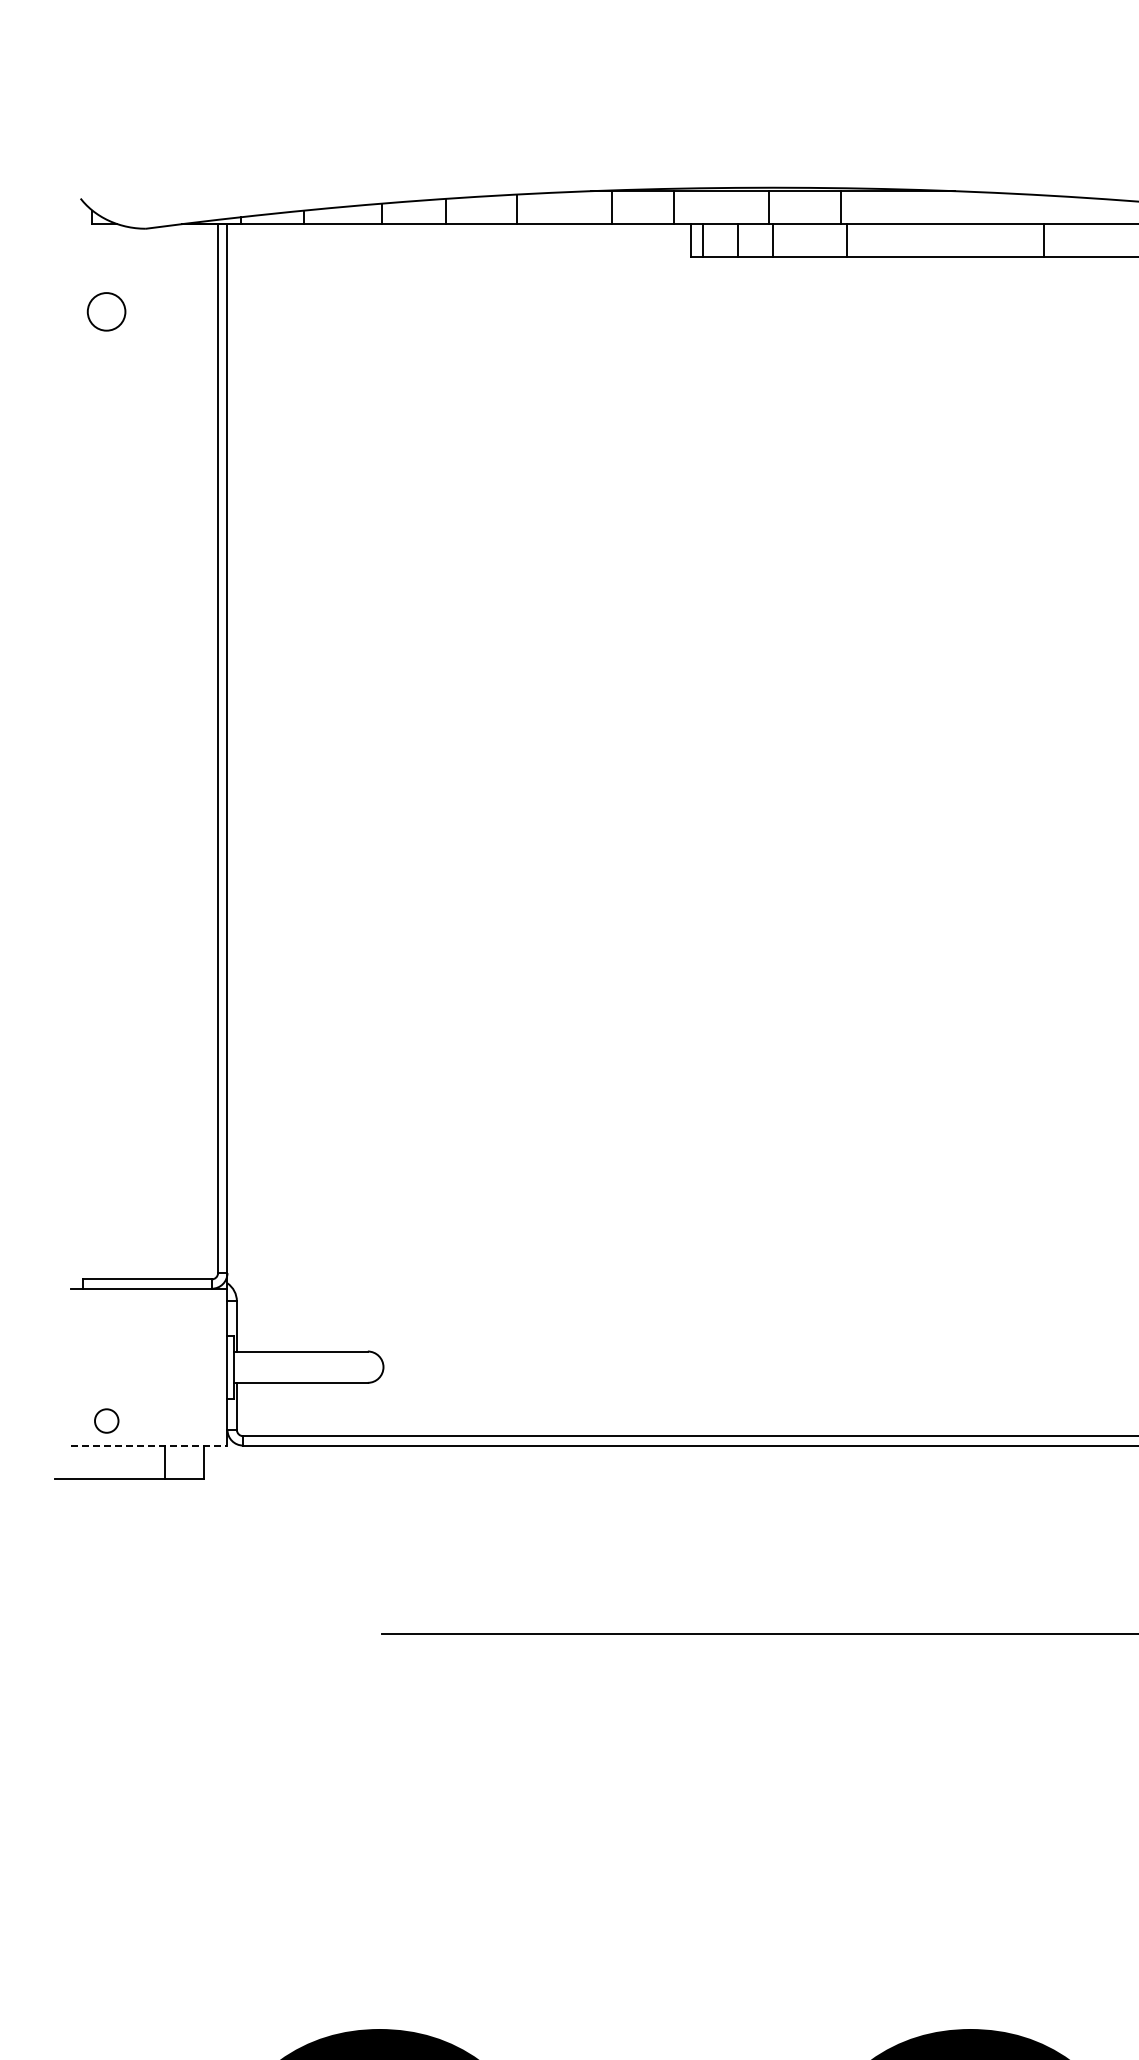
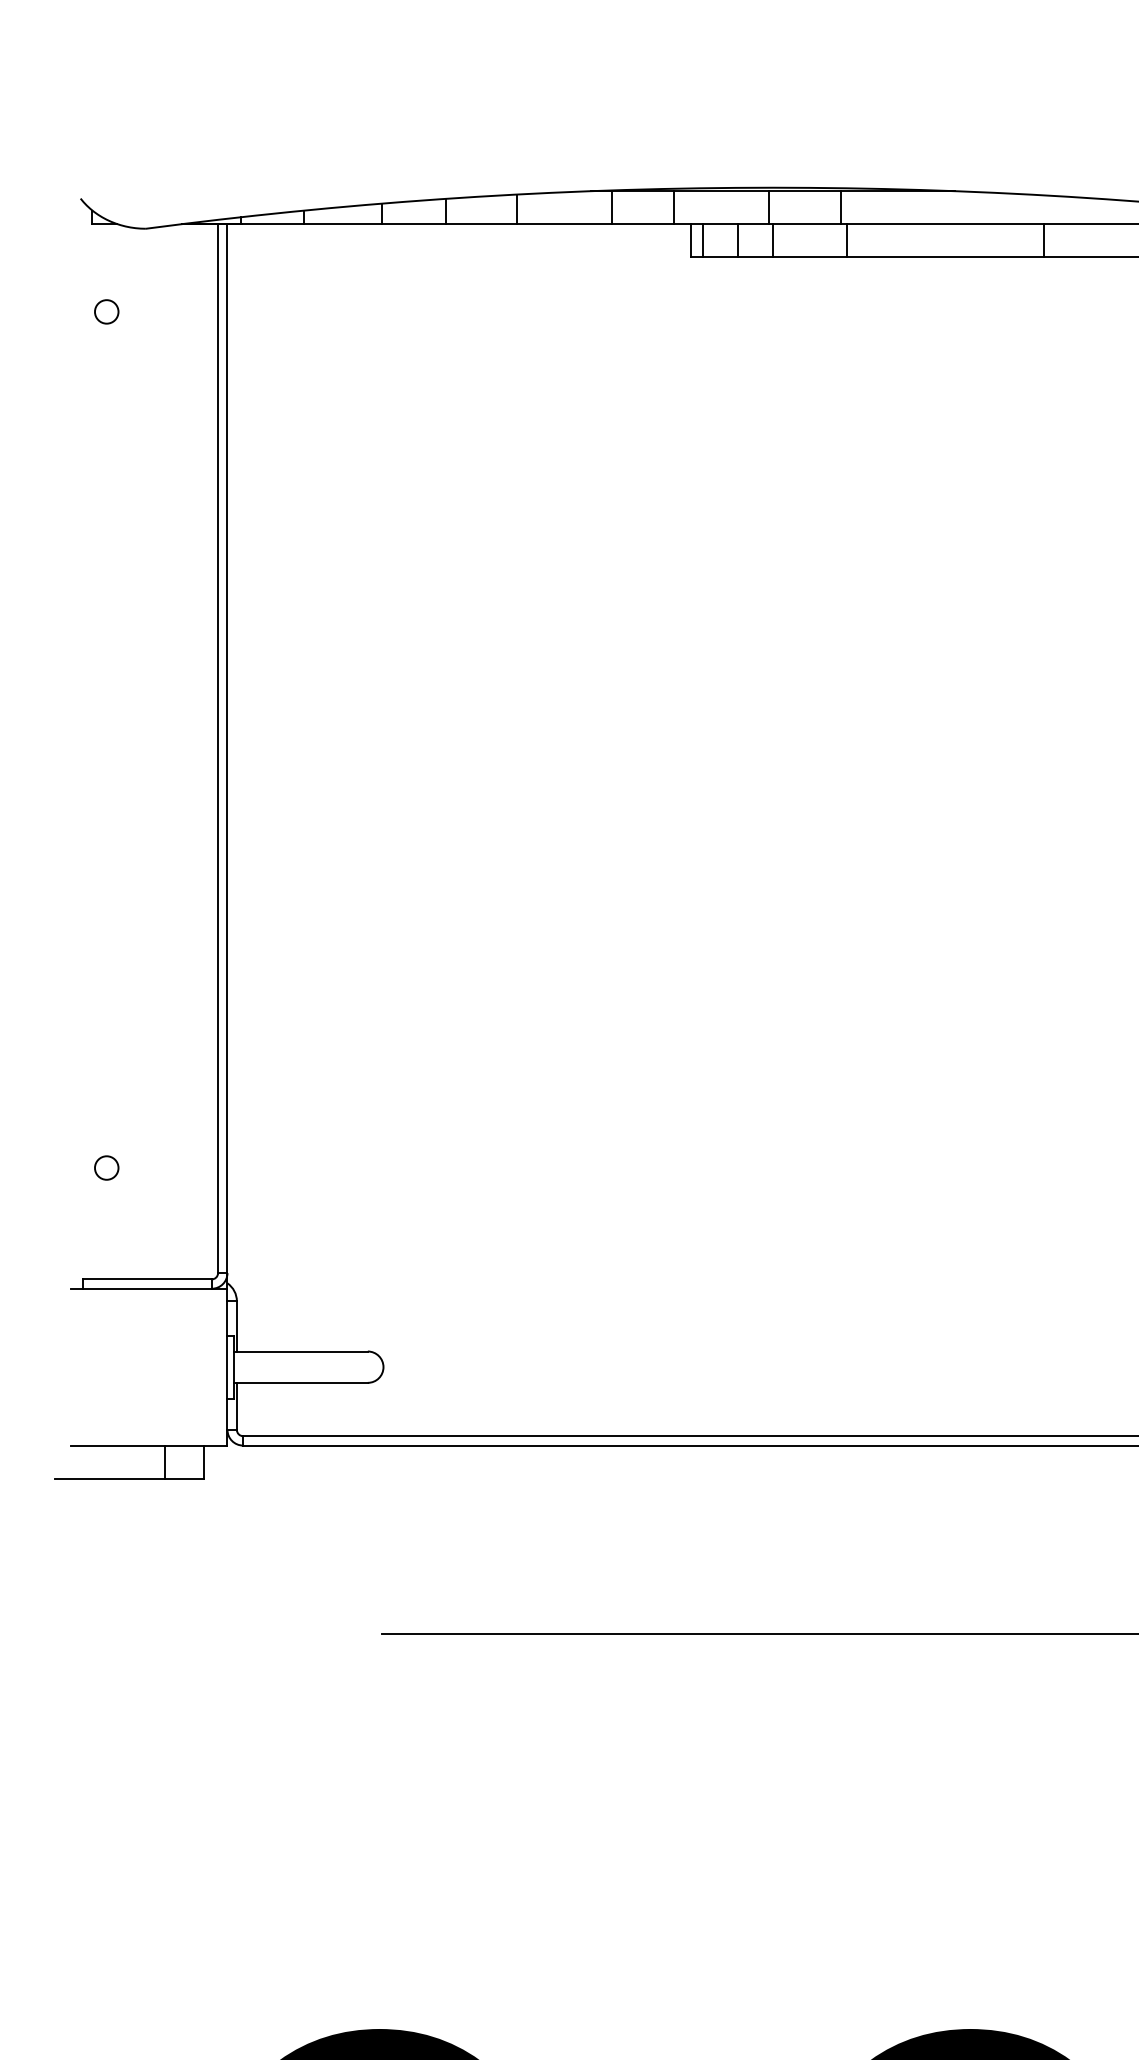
circle size: 41x40 px -> 26x26 px (106, 311)
circle position: (106, 1420) -> (106, 1167) (106, 1167)
line: dashed -> solid (149, 1445)
